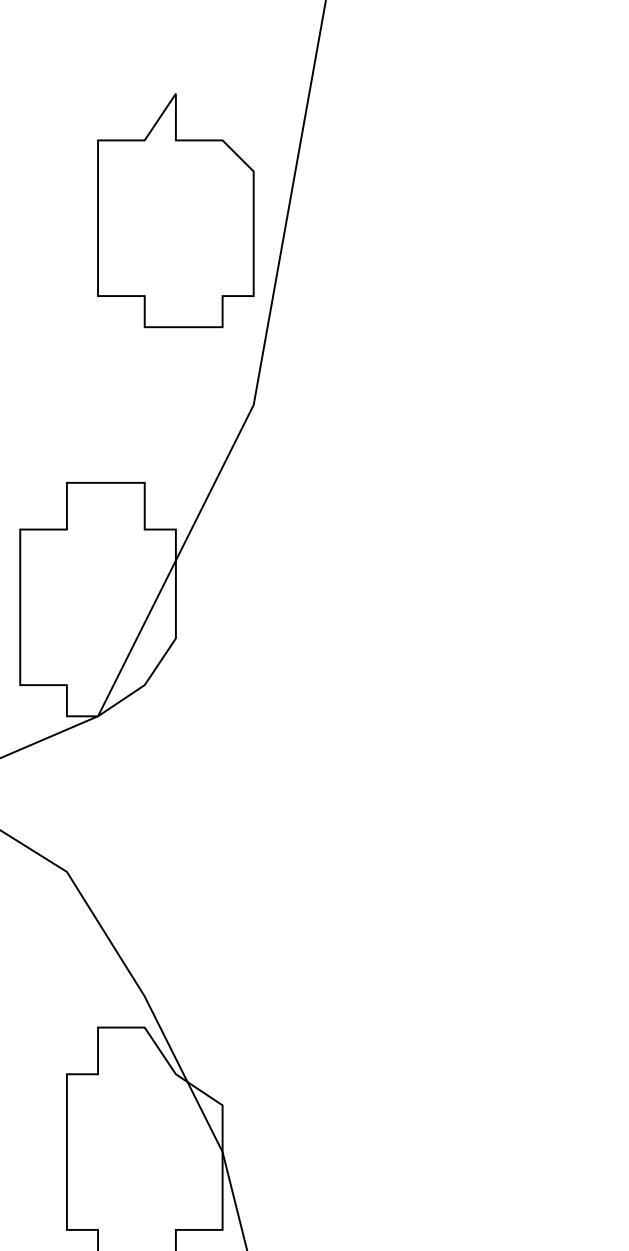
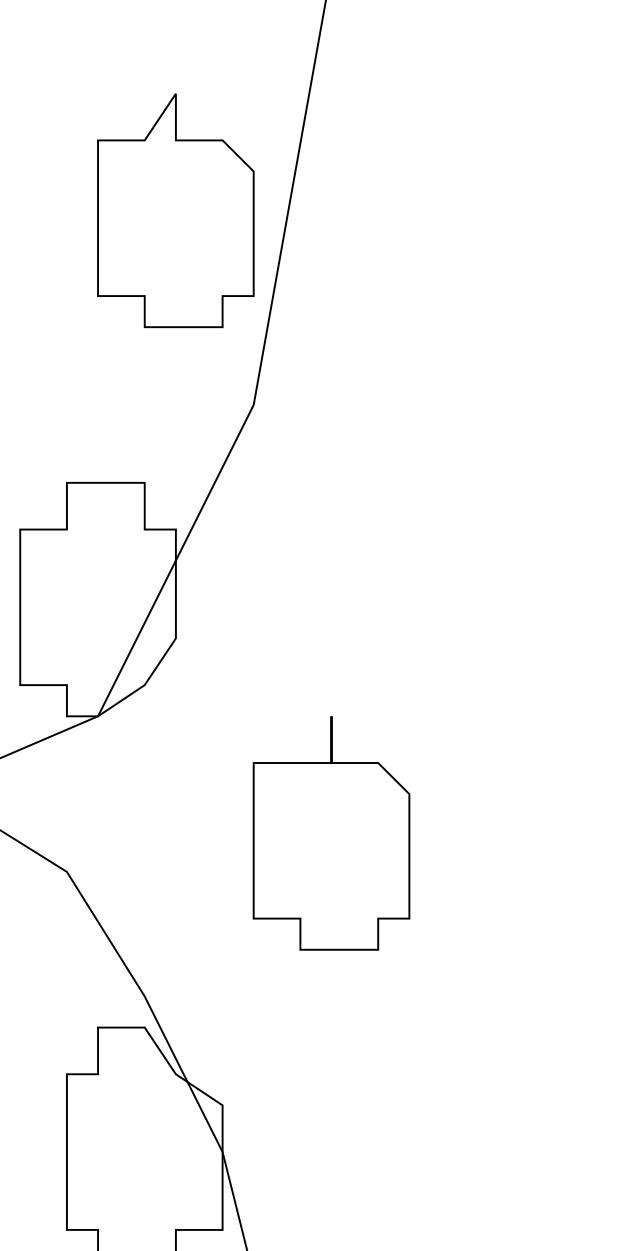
part: none -> present (331, 833)
